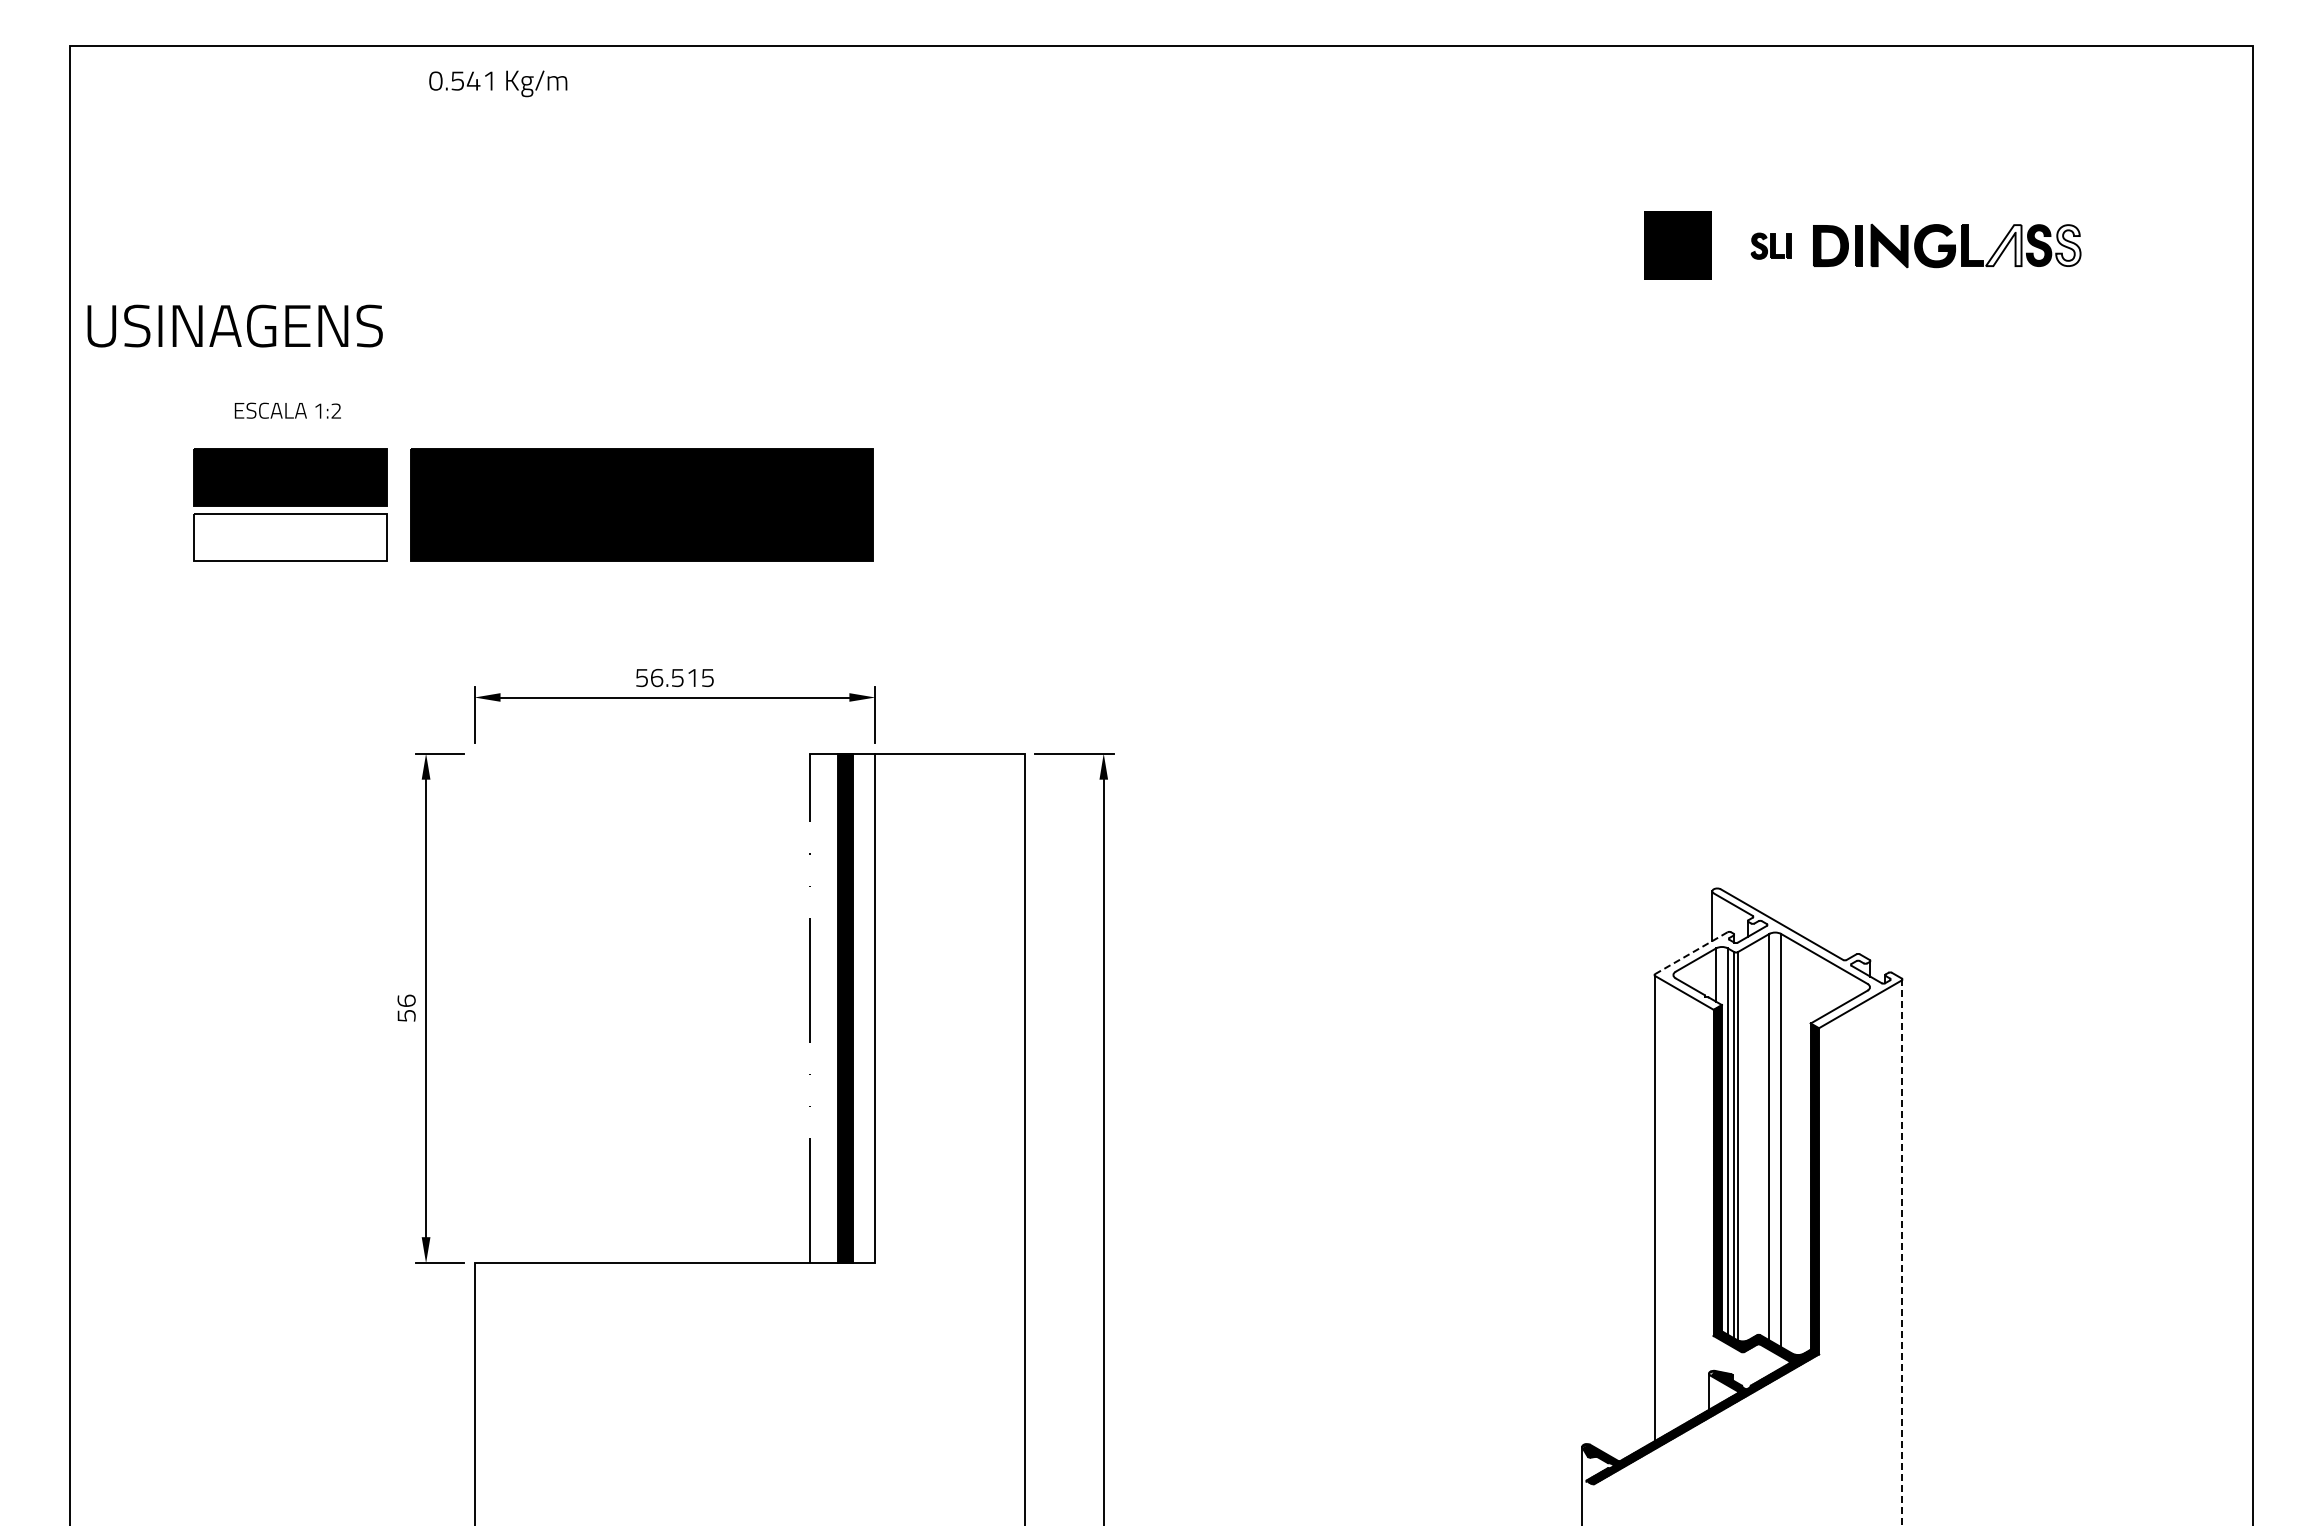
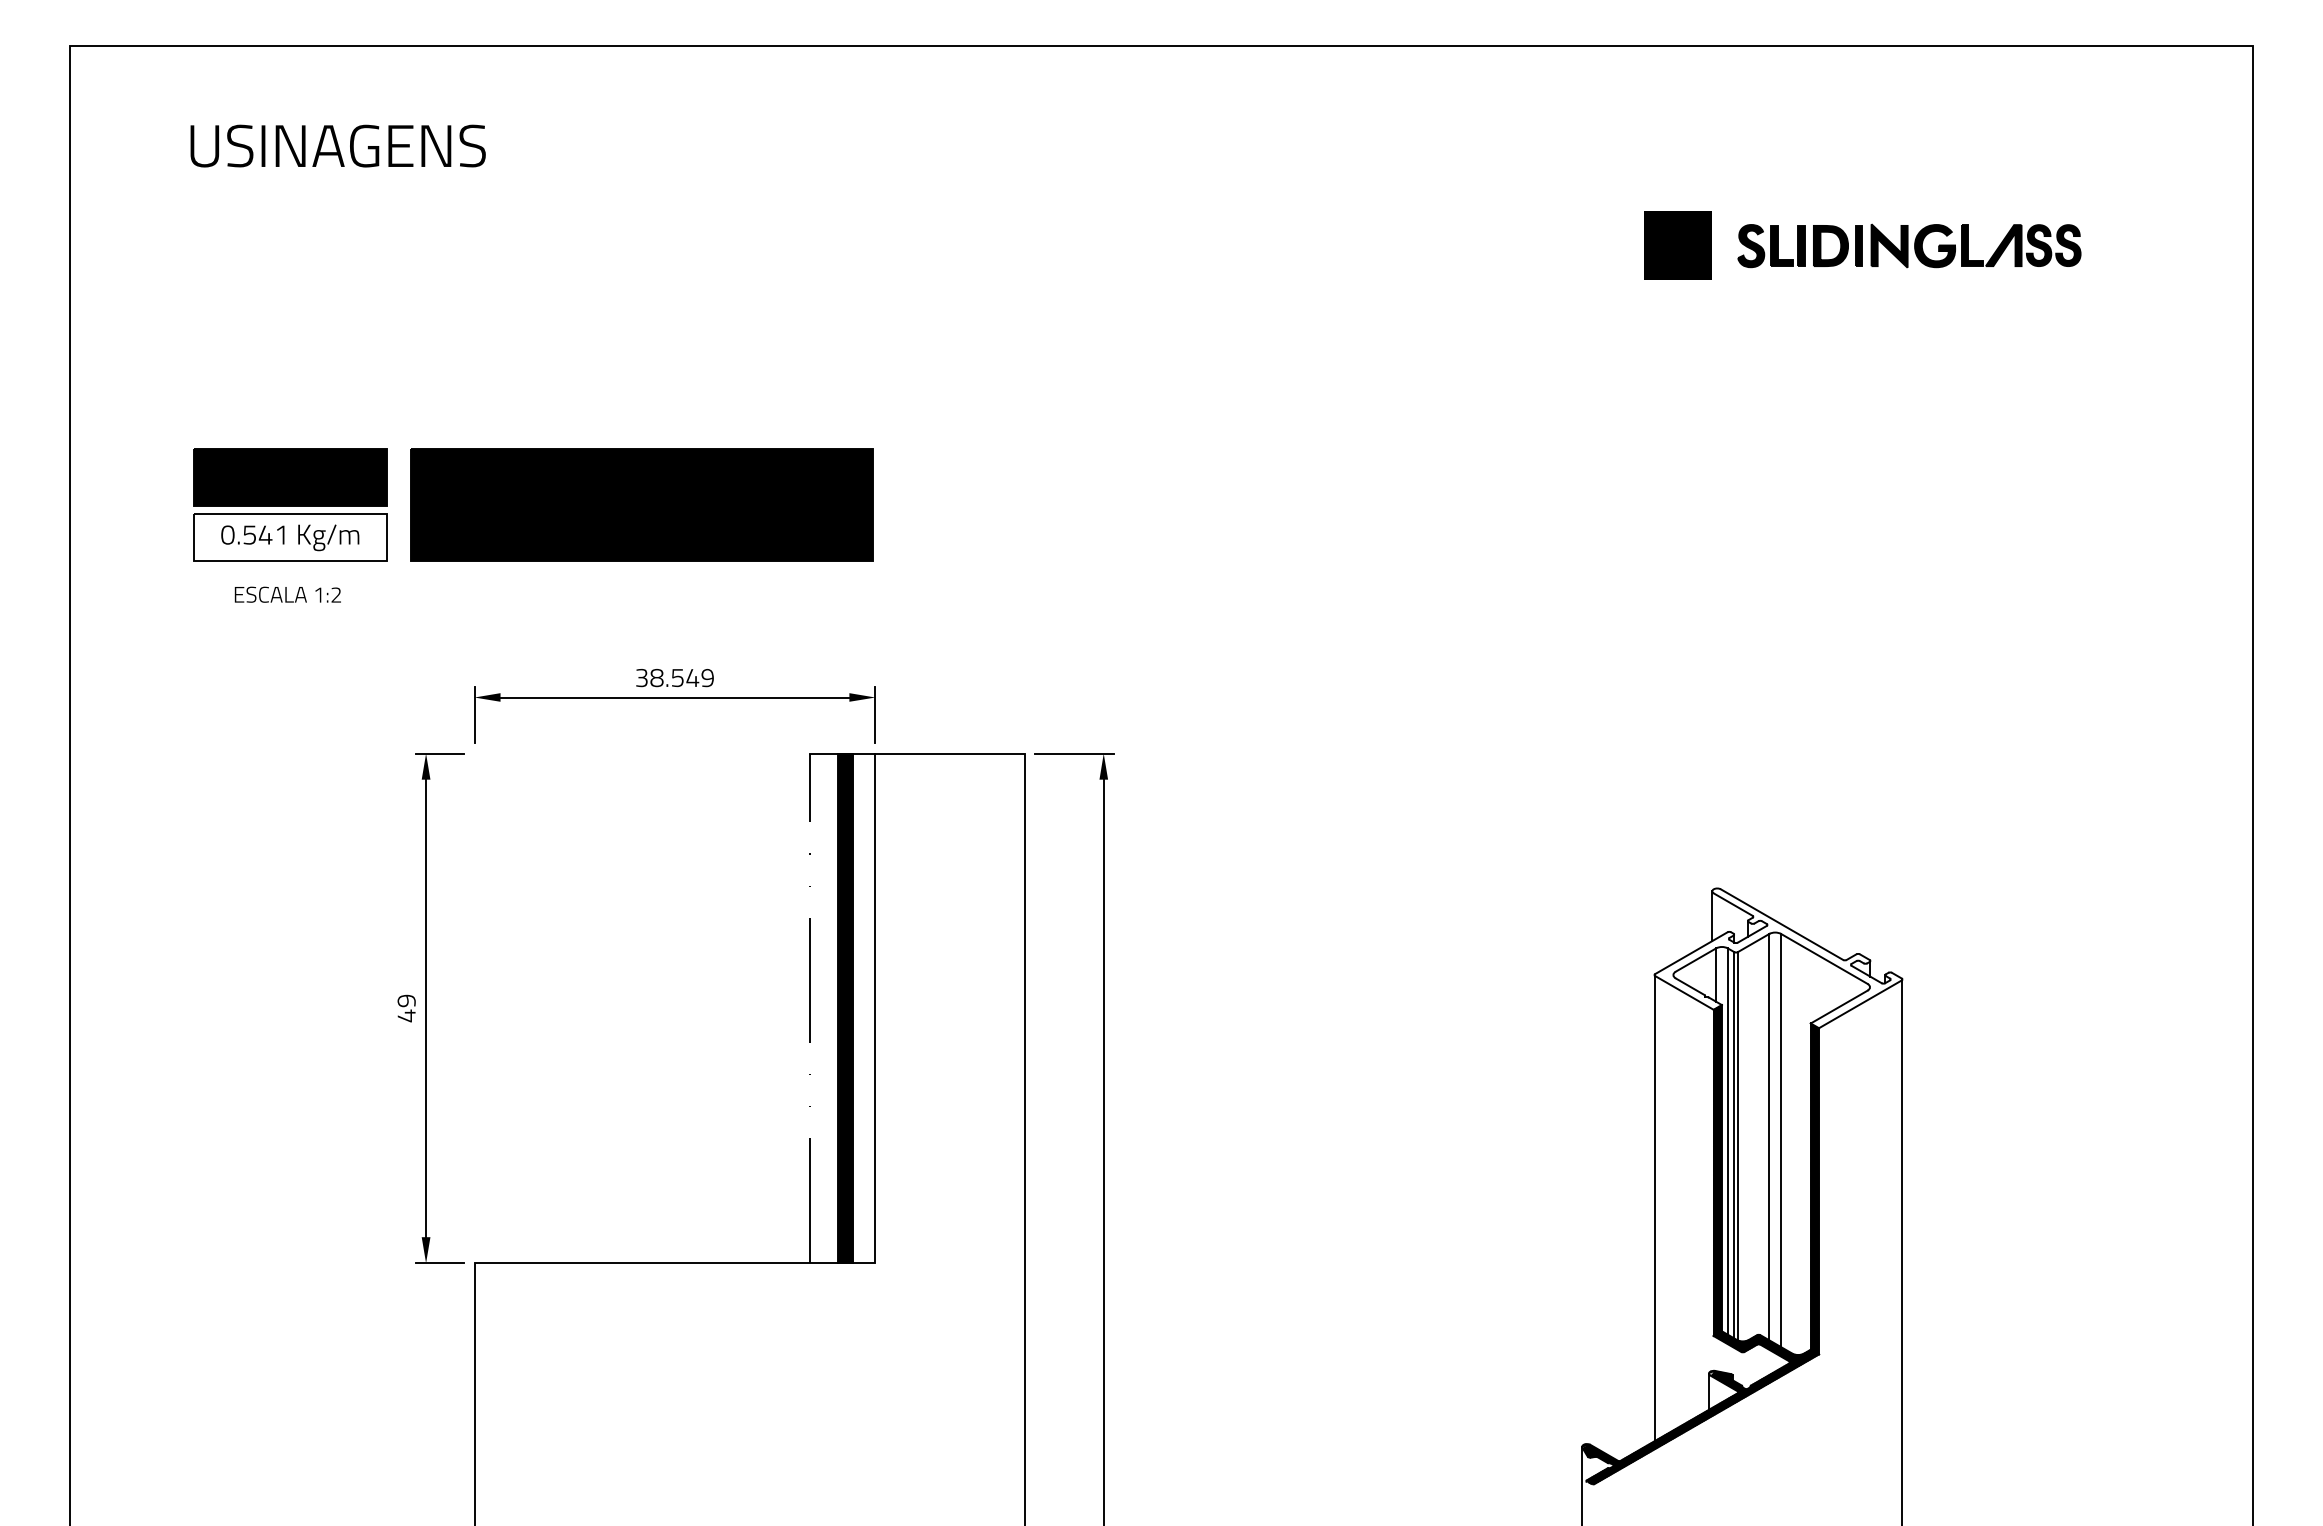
text position: (498, 83) -> (290, 537) (290, 537)
part size: 42x28 px -> 69x45 px (1771, 246)
fill: none -> present (2003, 245)
fill: none -> present (2068, 245)
text position: (234, 325) -> (337, 145) (337, 145)
text position: (287, 410) -> (287, 594) (287, 594)
text: 56.515 -> 38.549 (674, 677)
line: dashed -> solid (1691, 953)
text: 56 -> 49 (406, 1008)
line: dashed -> solid (1902, 1252)
